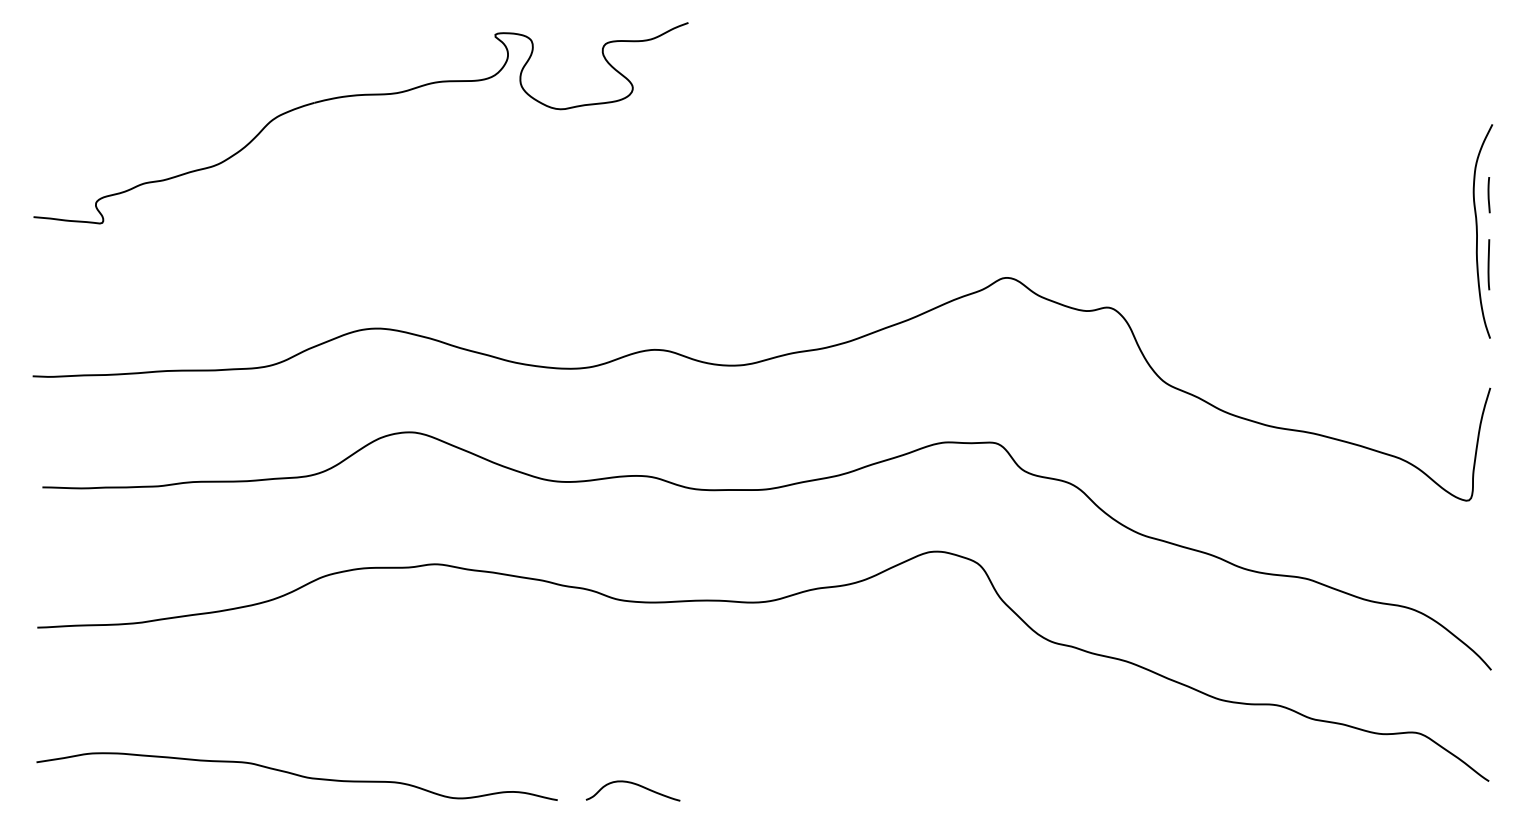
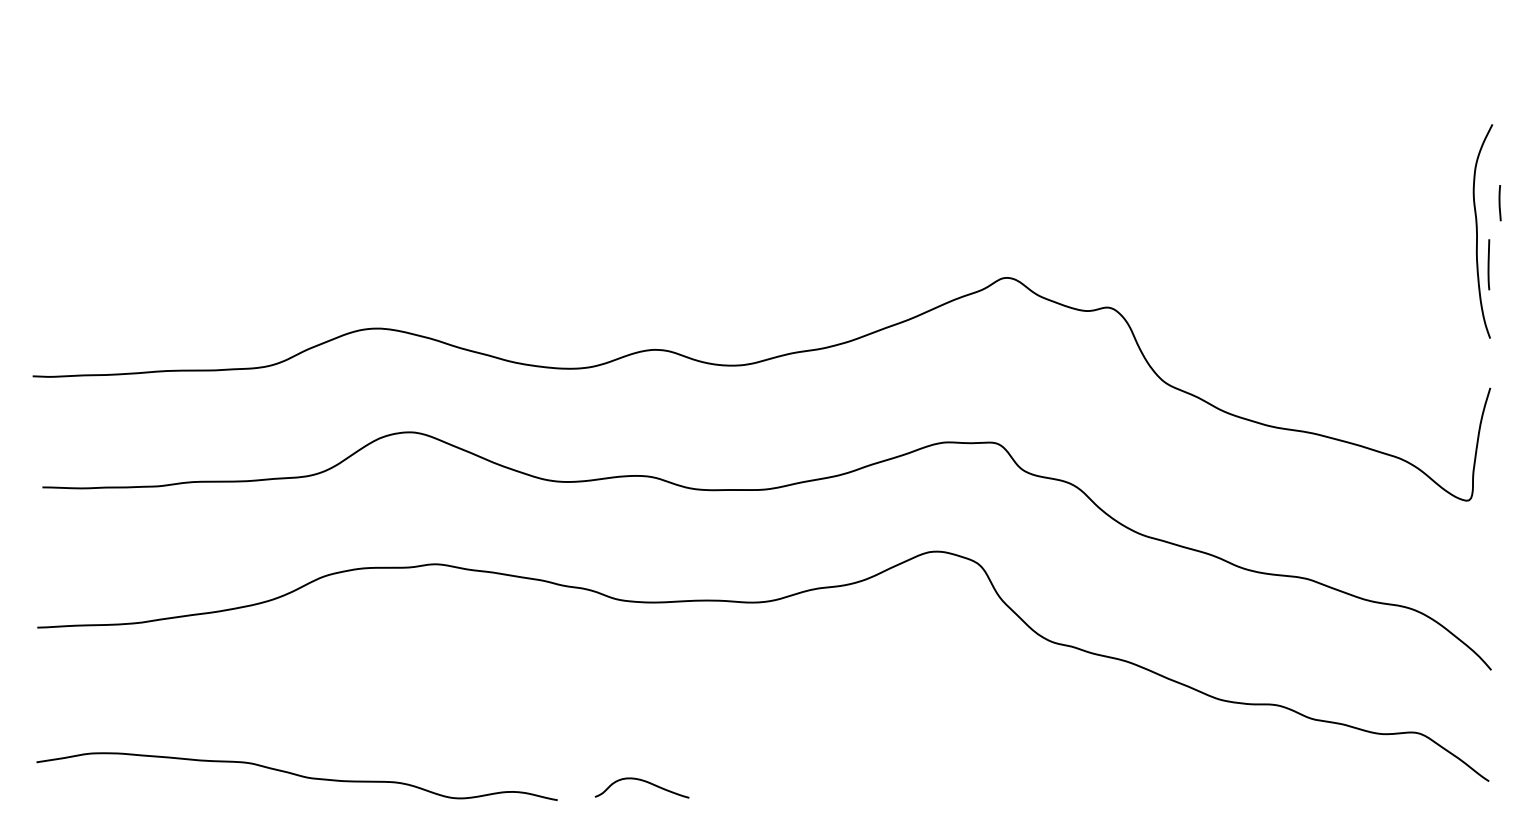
part: present -> none (358, 96)
line position: (1488, 195) -> (1499, 203) (1499, 203)
curve position: (632, 784) -> (641, 781) (641, 781)
